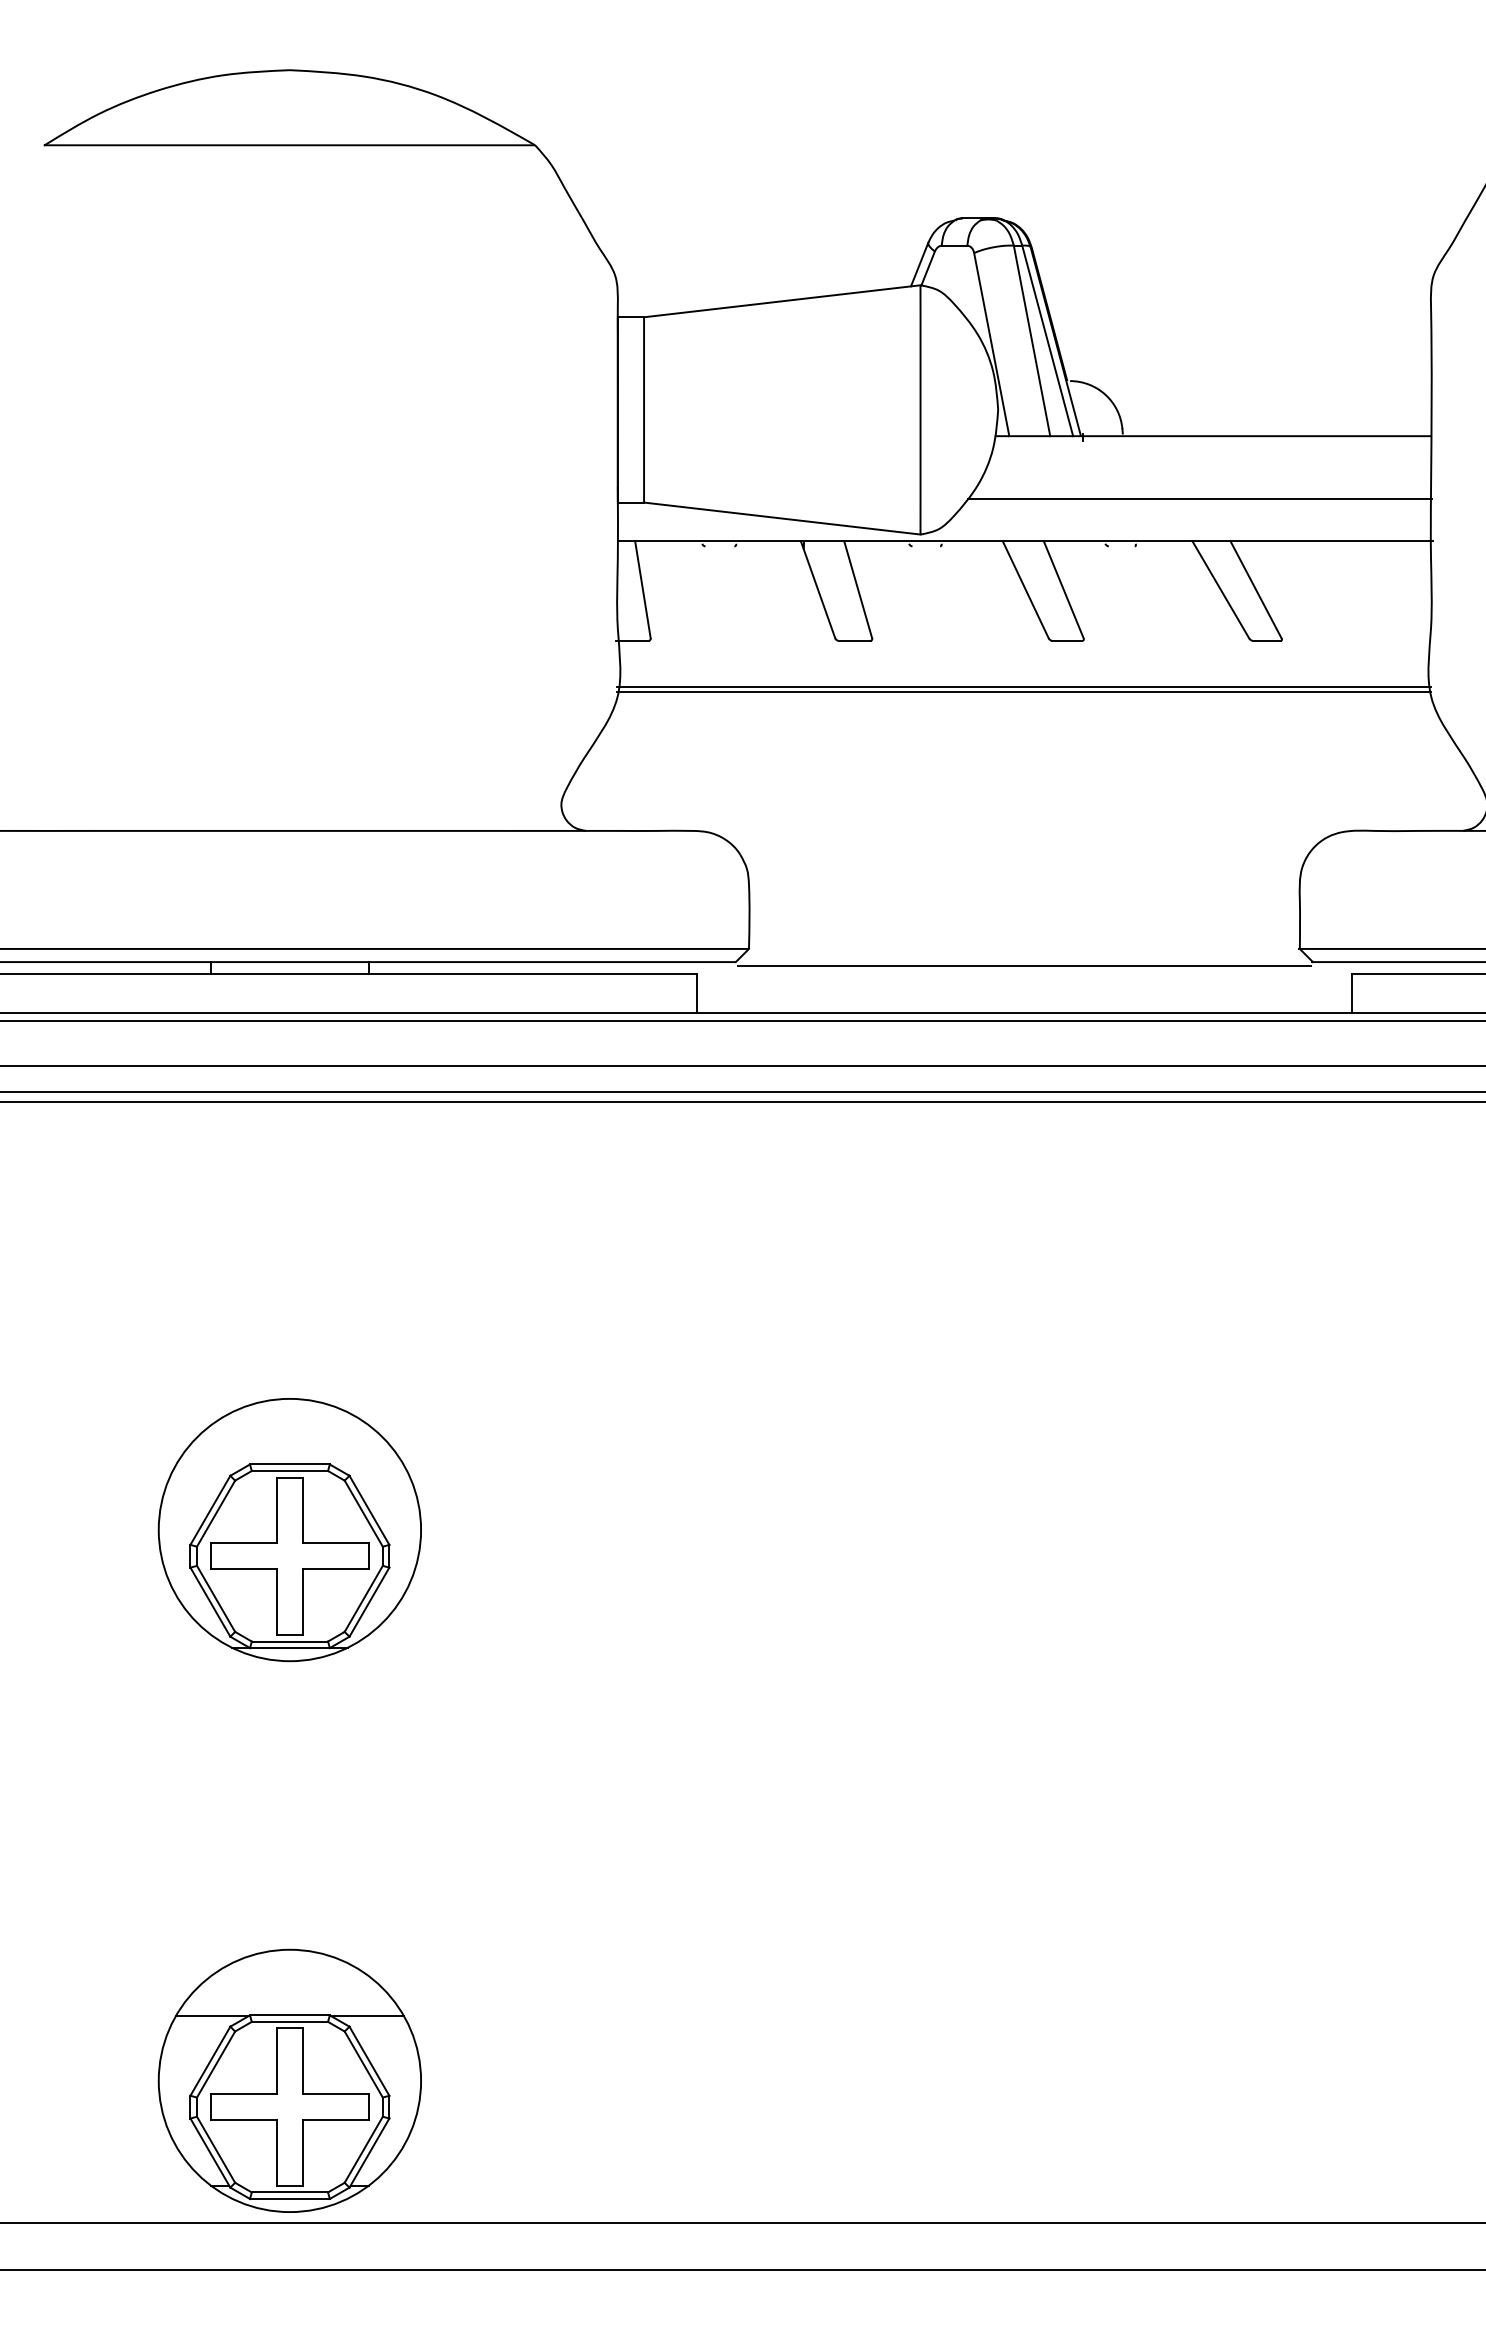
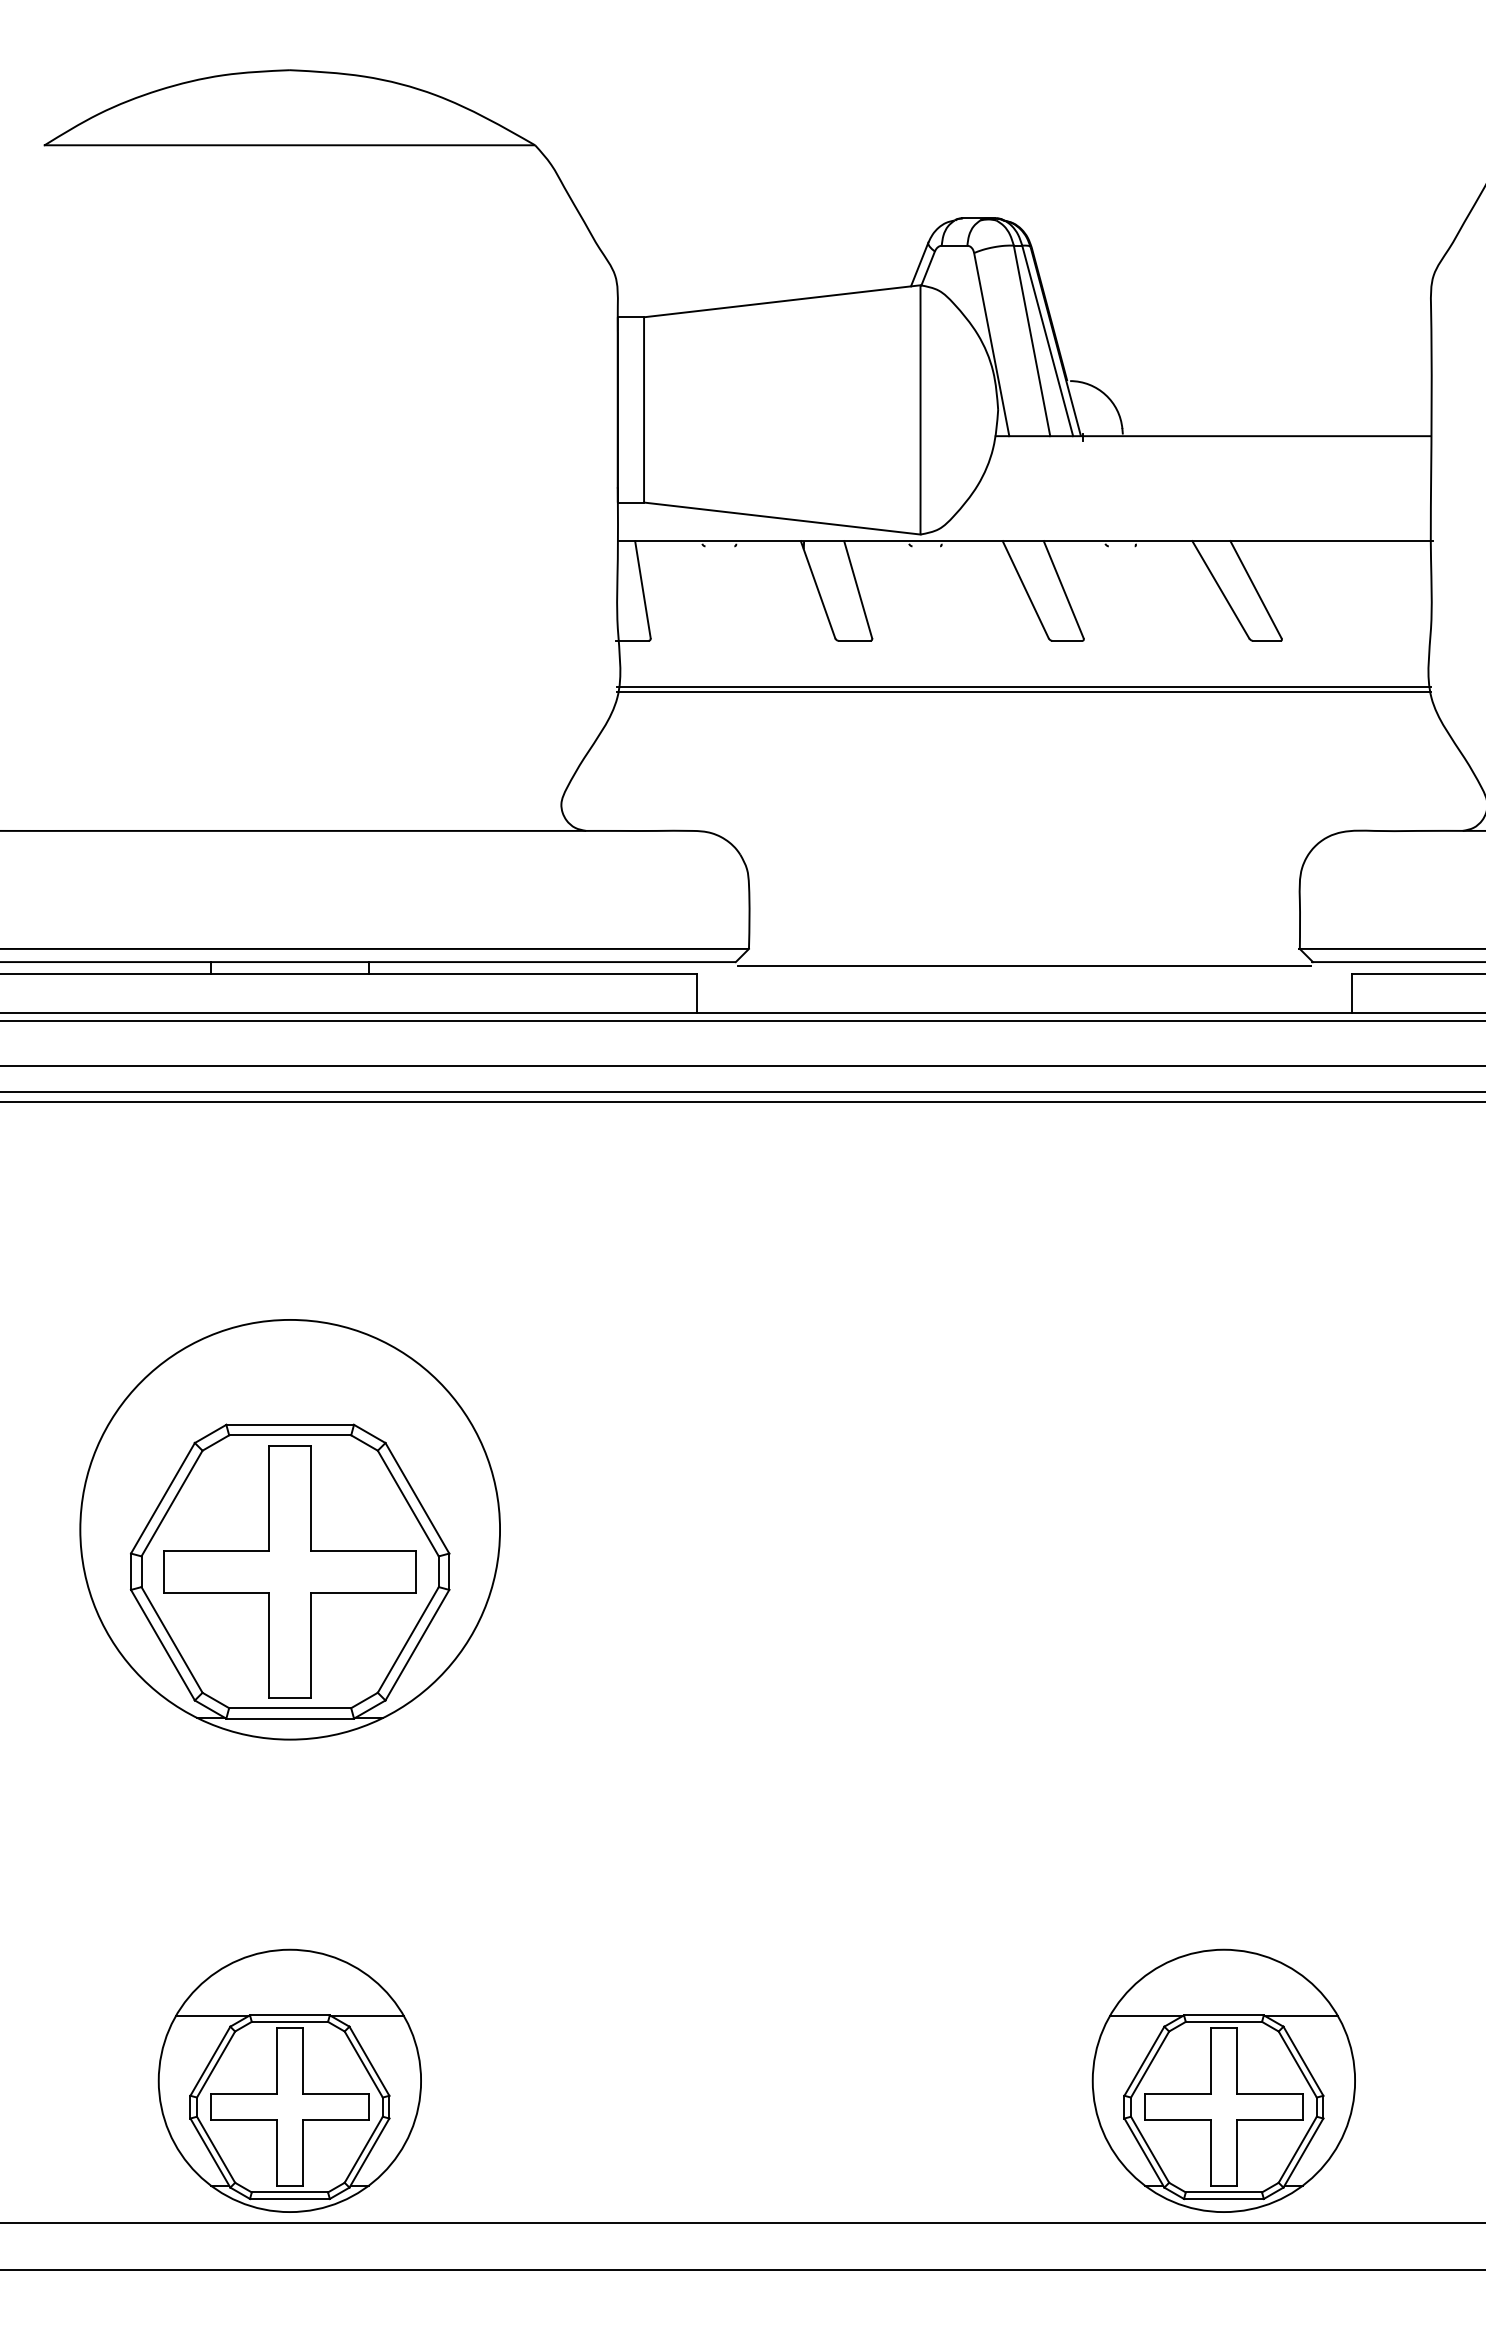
line: present -> none (1200, 499)
part size: 265x265 px -> 422x422 px (289, 1529)
part: none -> present (1223, 2080)
